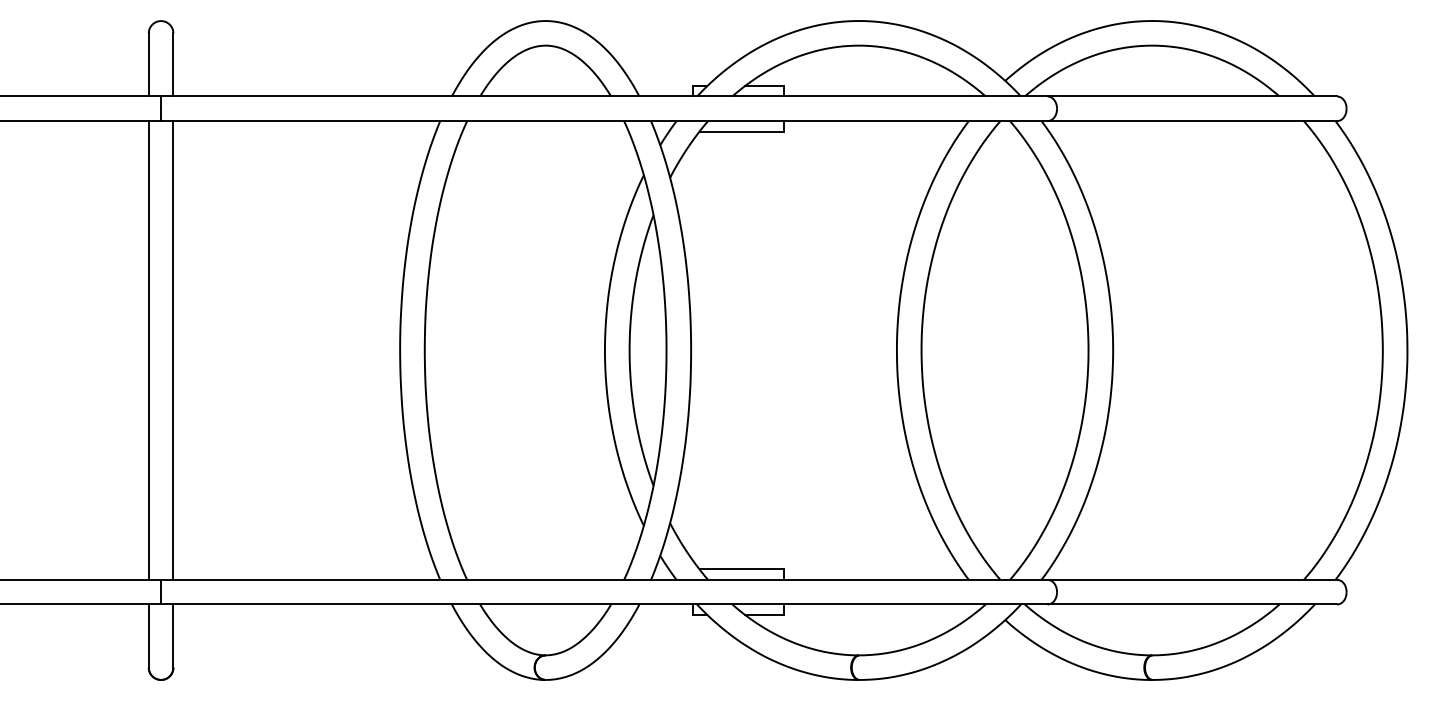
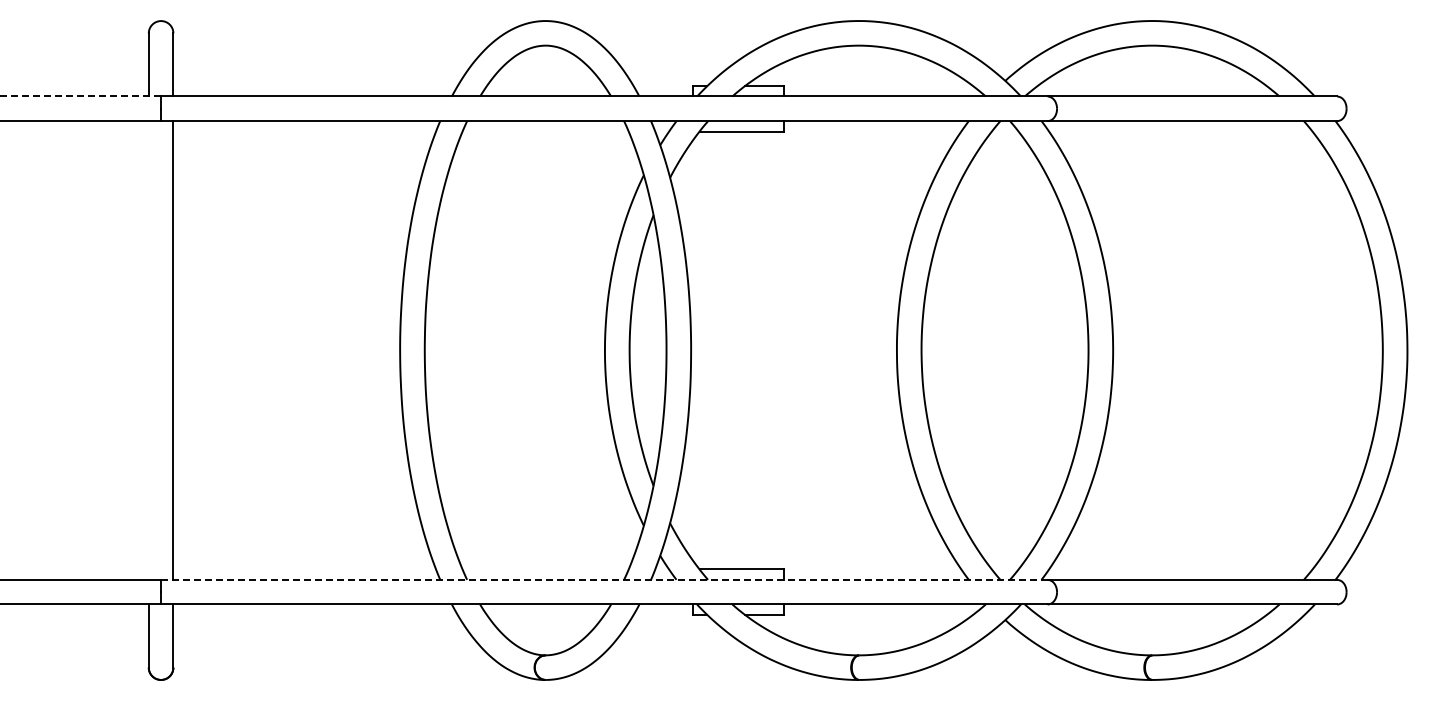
line: solid -> dashed (80, 96)
line: present -> none (148, 350)
line: solid -> dashed (603, 579)
